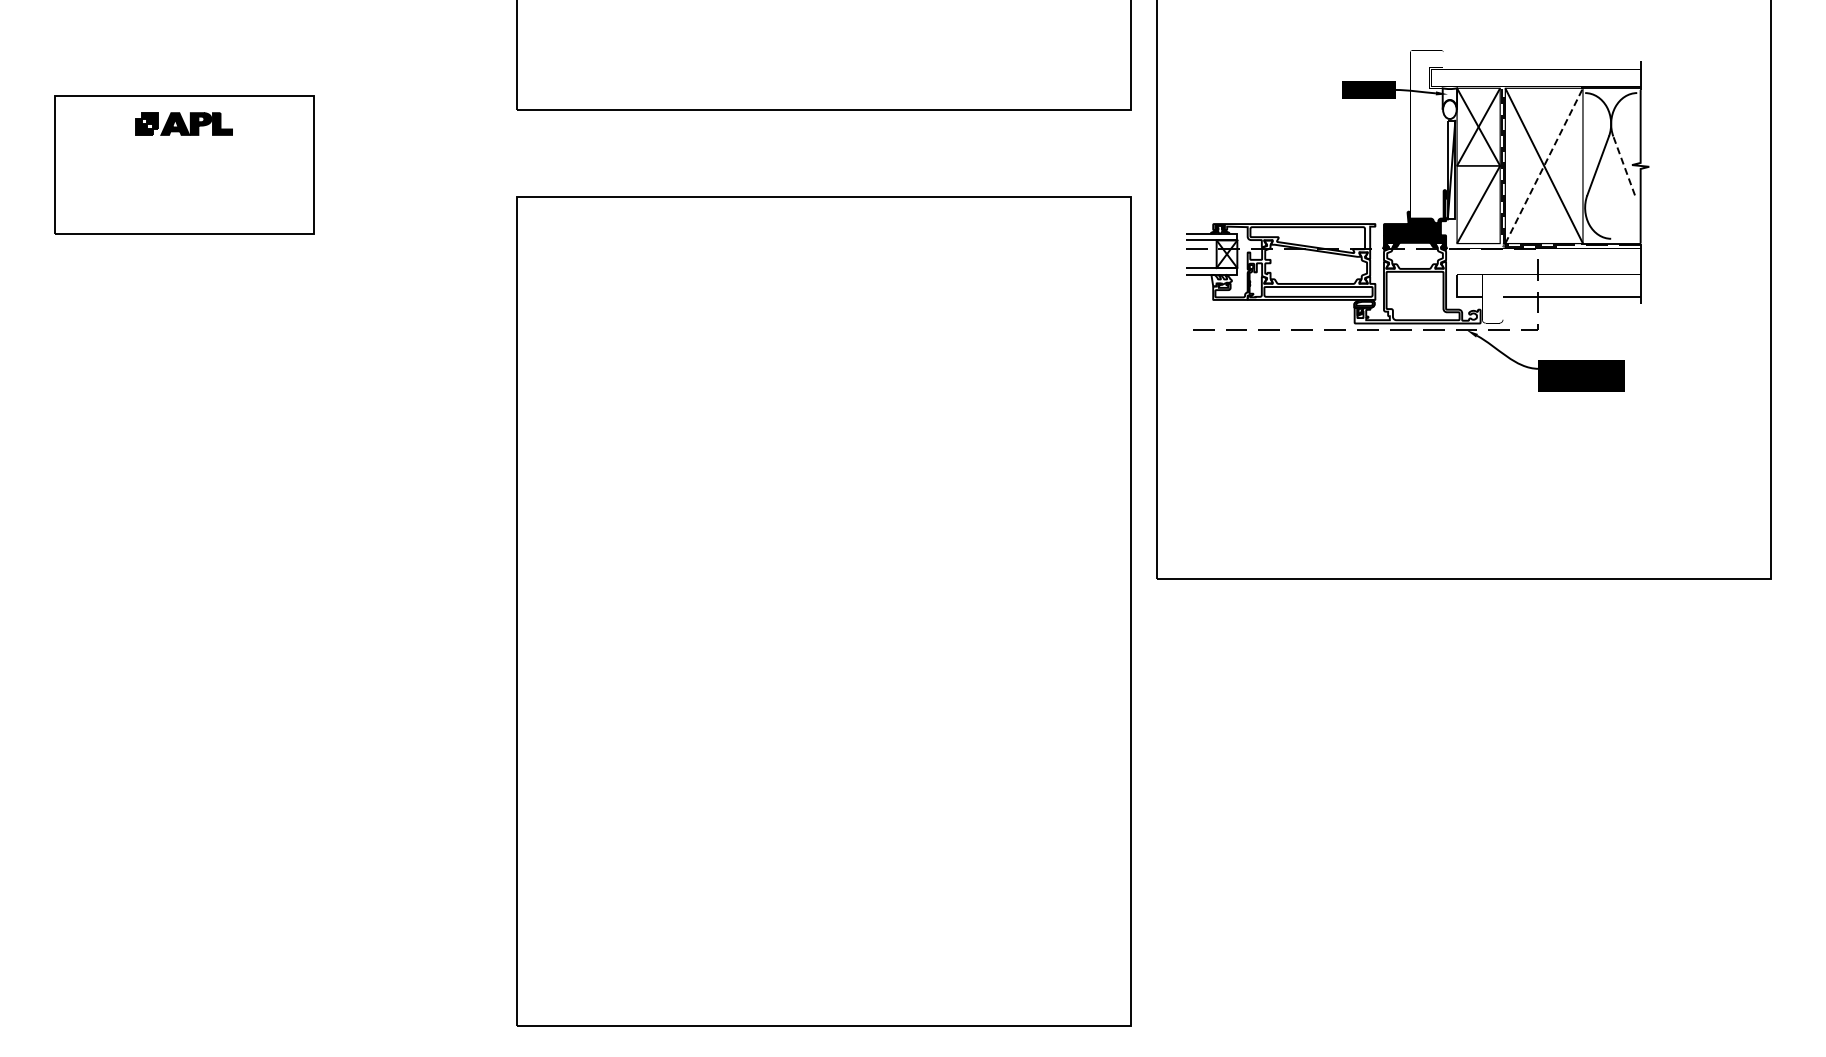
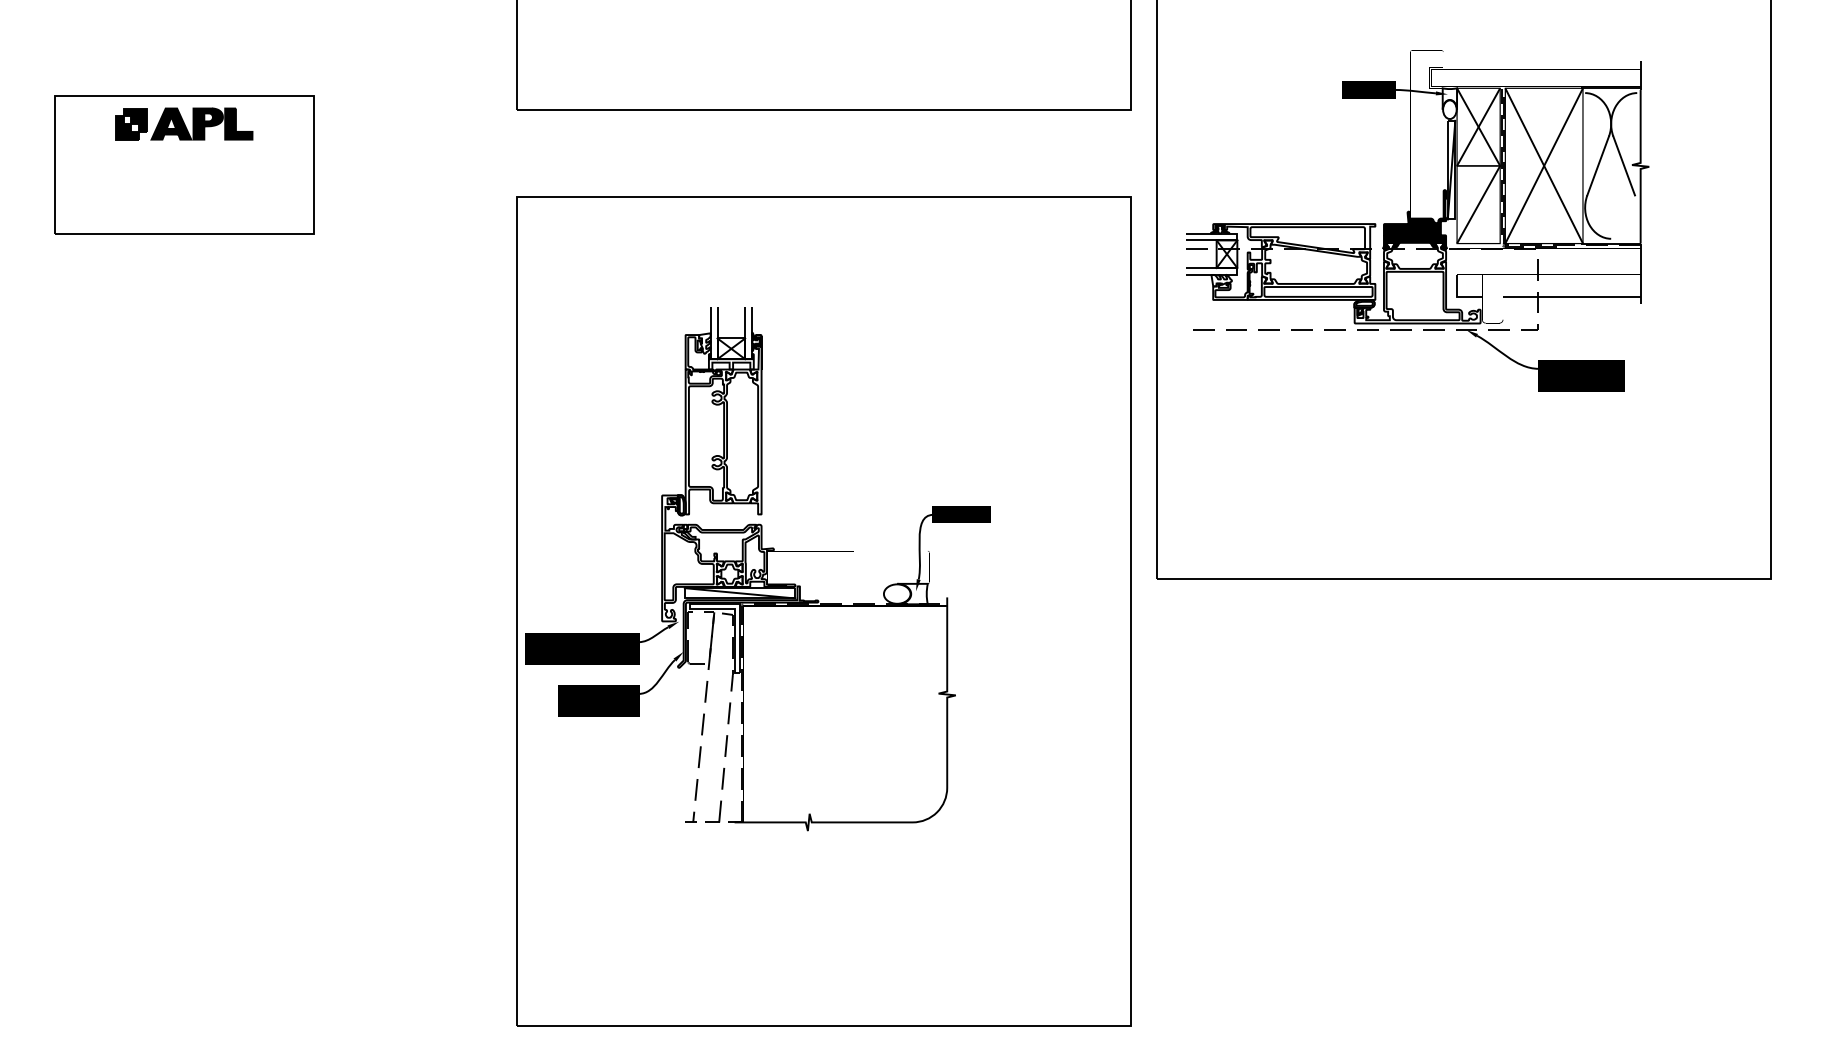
part size: 98x24 px -> 139x34 px (184, 123)
line: dashed -> solid (1544, 165)
line: dashed -> solid (1624, 165)
part: none -> present (757, 569)
